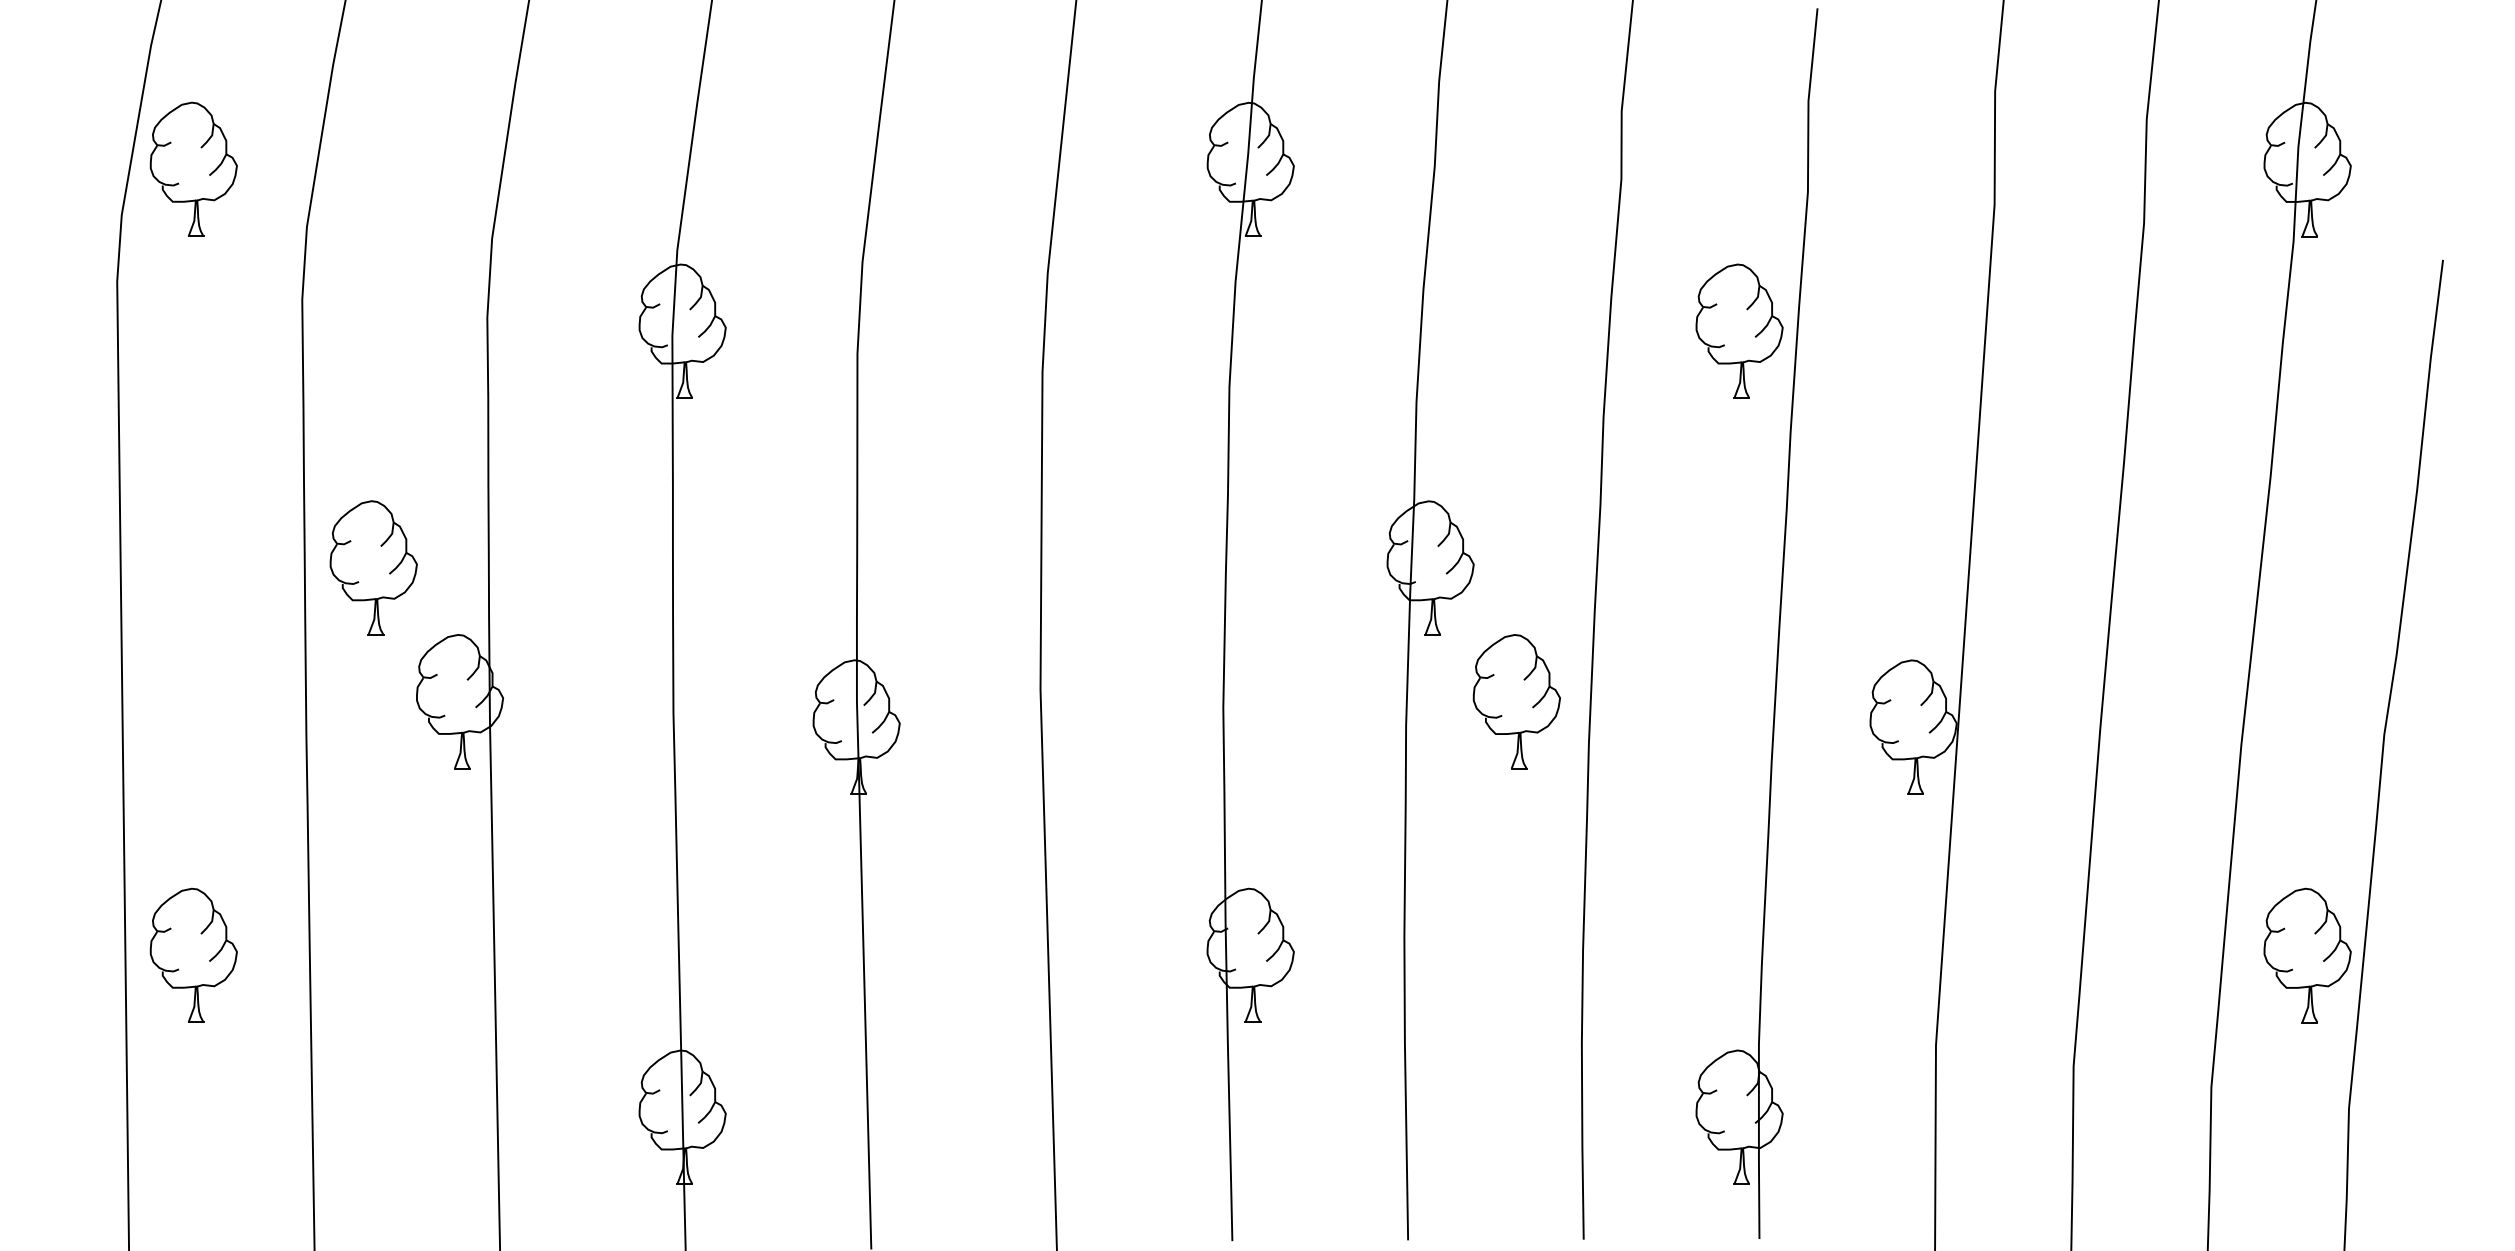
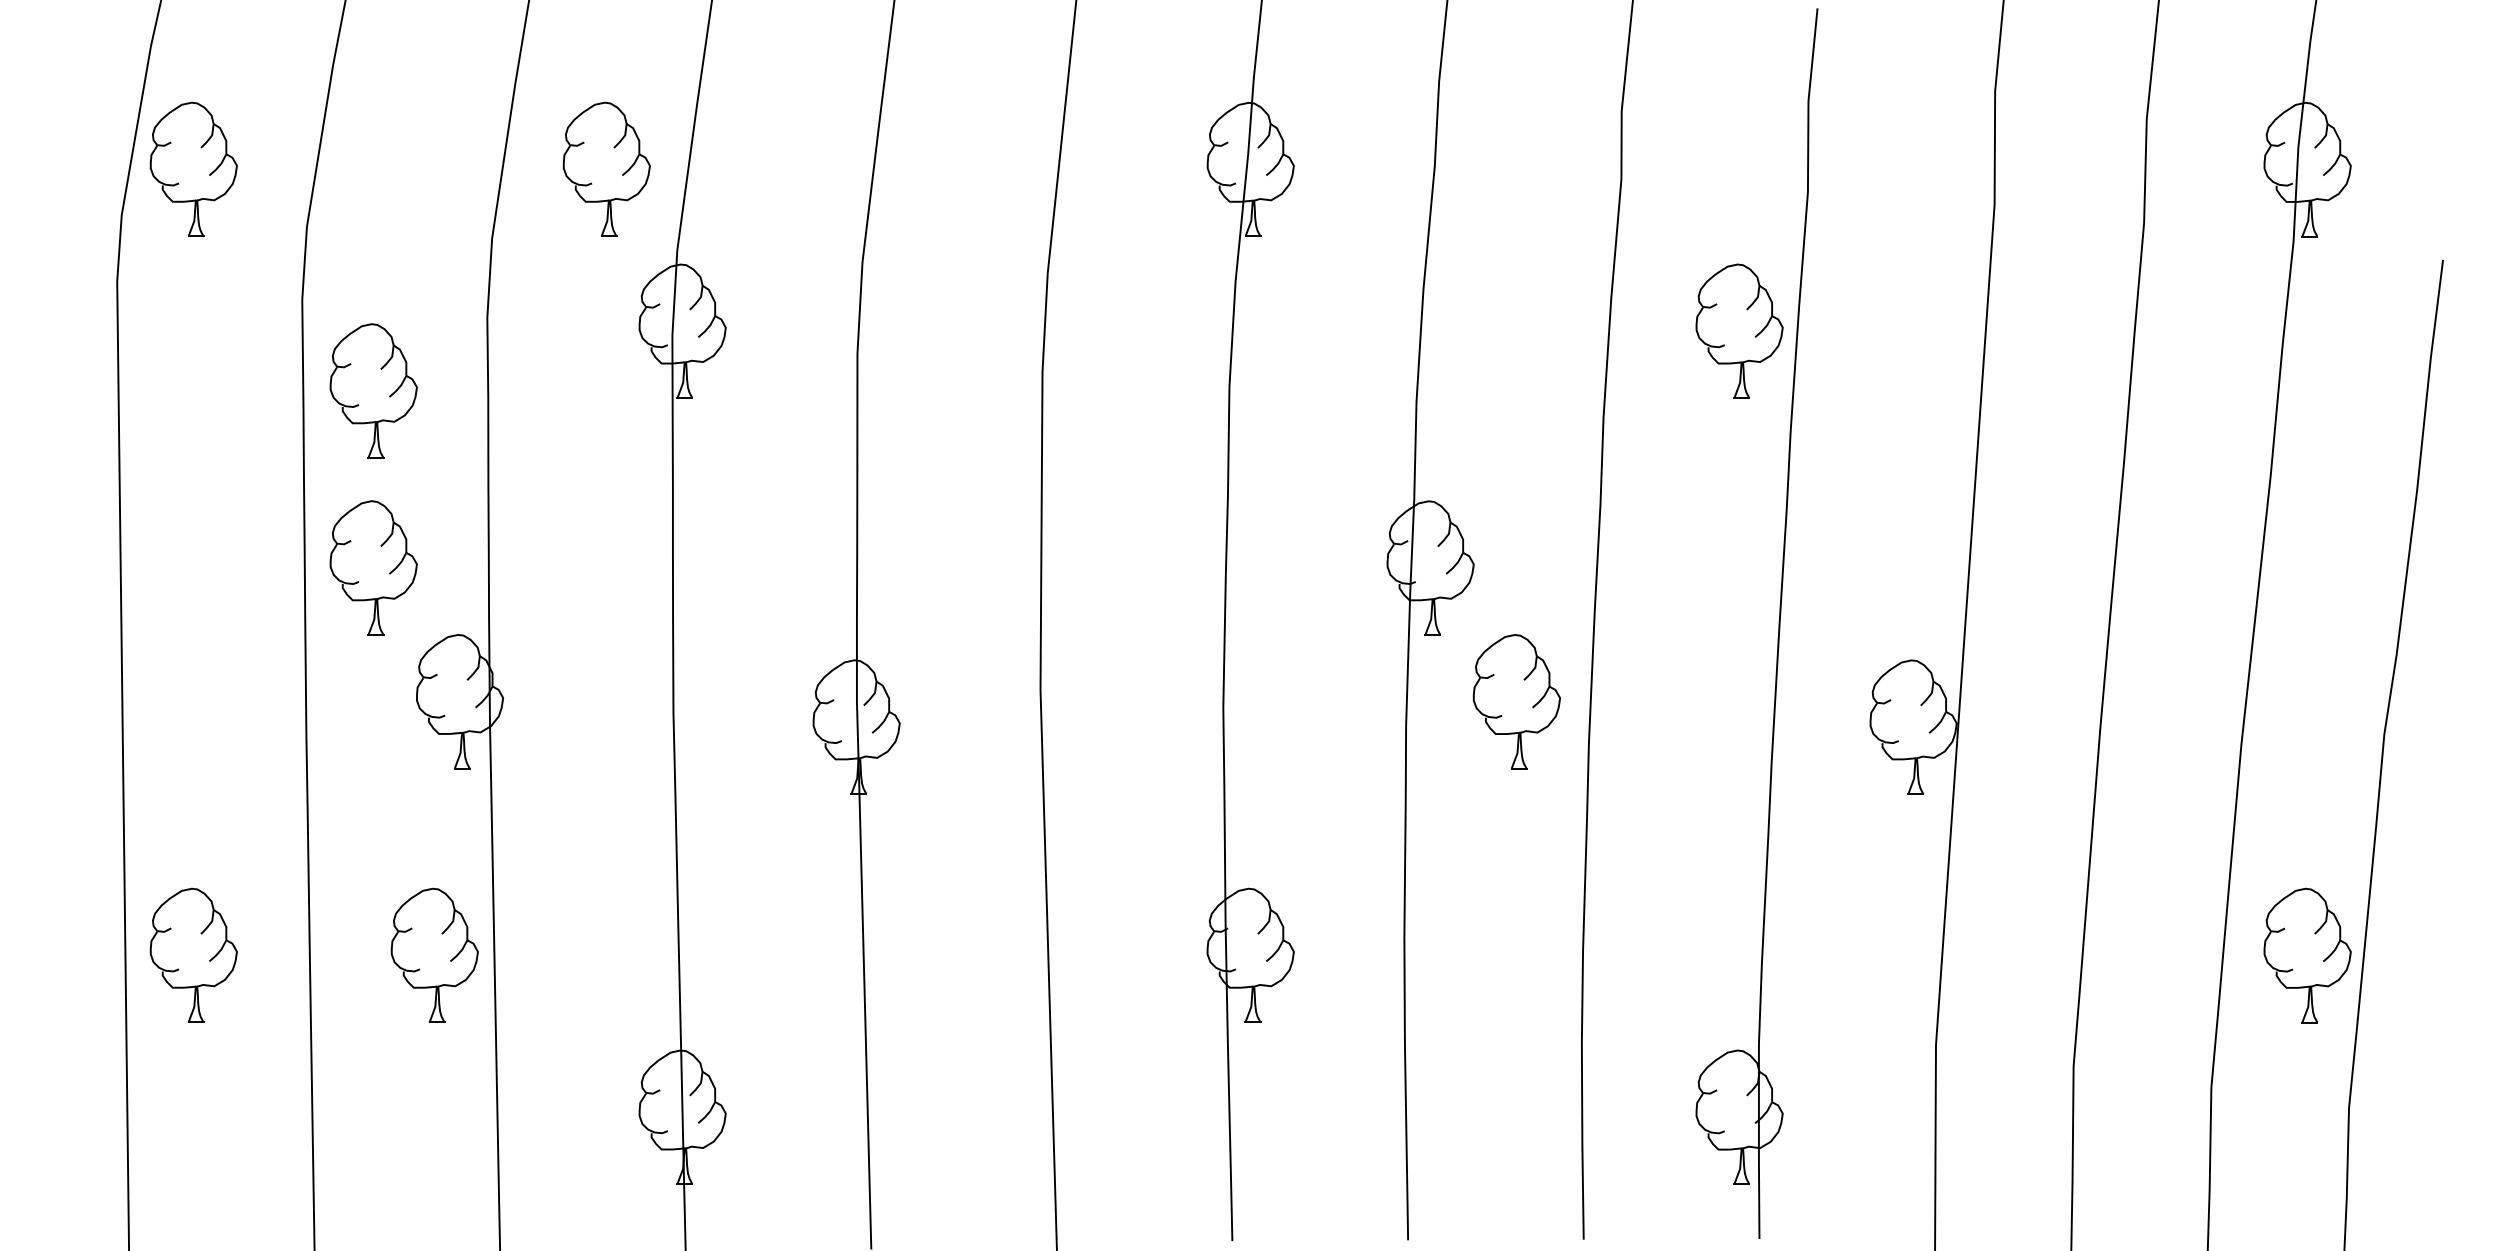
part: none -> present (606, 168)
part: none -> present (373, 390)
part: none -> present (434, 954)
